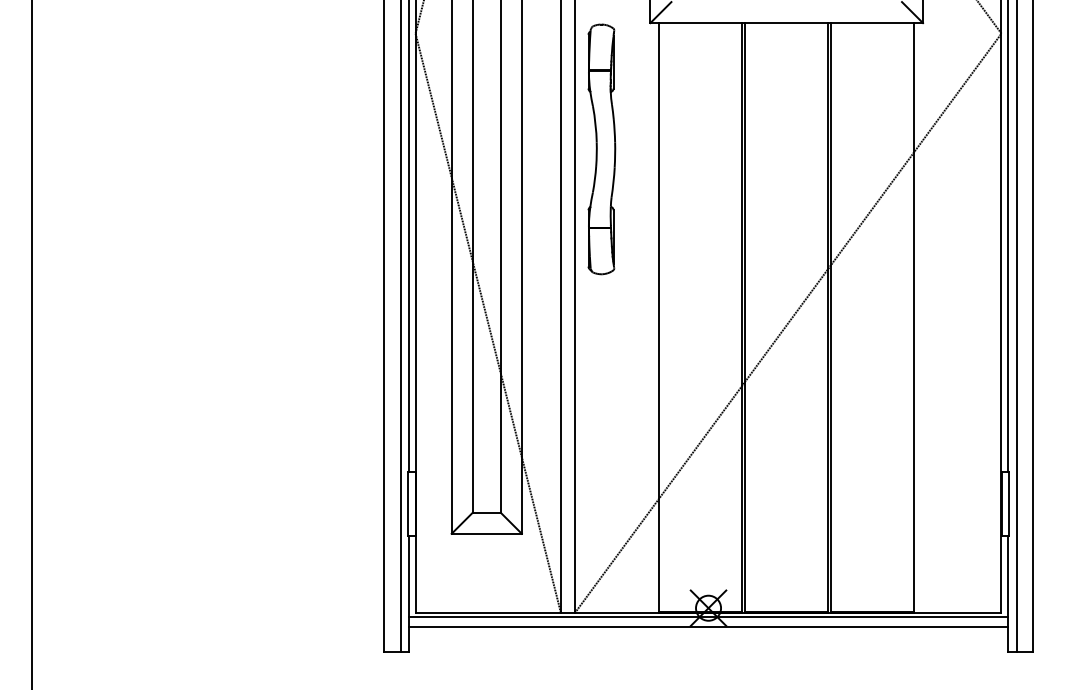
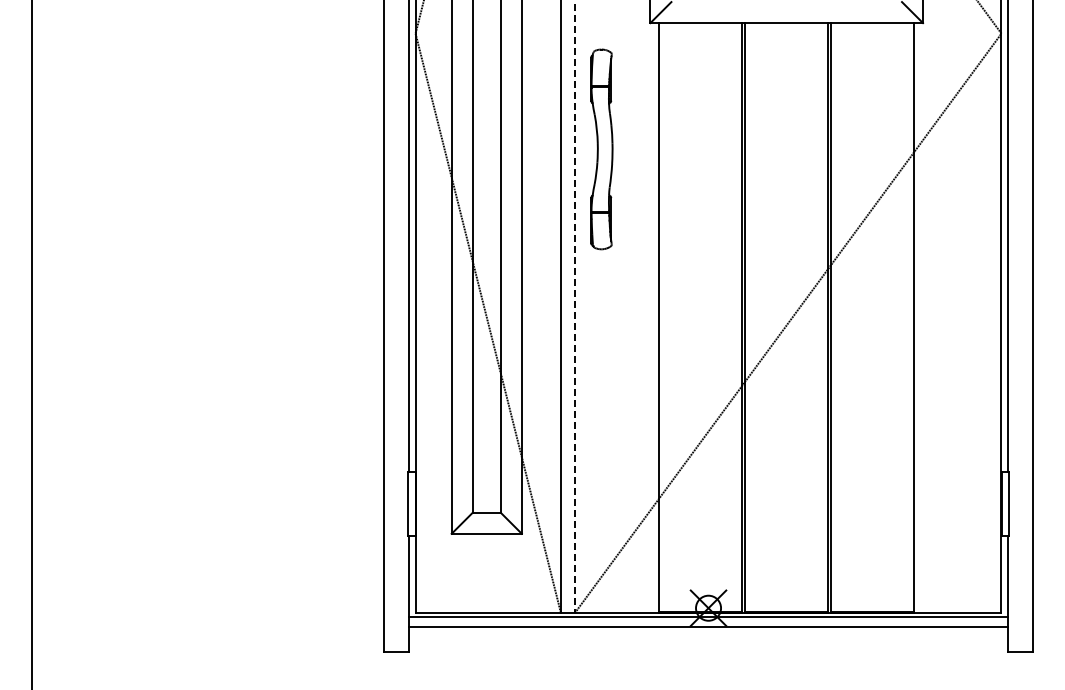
part size: 30x253 px -> 24x203 px (601, 149)
line: solid -> dashed (574, 307)
line: present -> none (400, 326)
line: present -> none (1016, 326)
